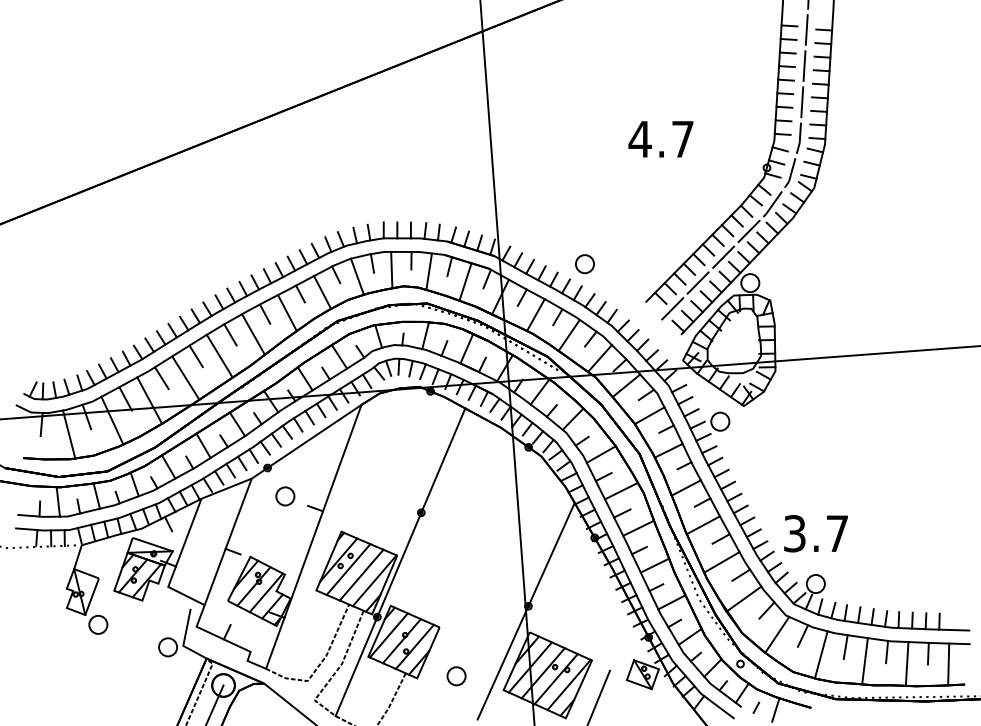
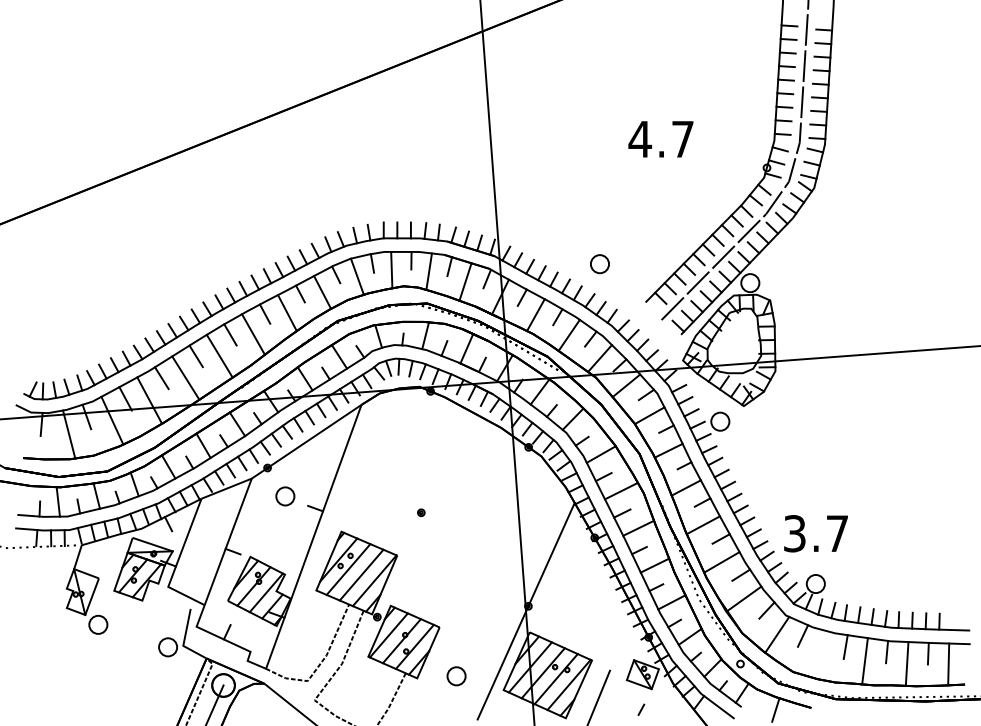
part position: (584, 264) -> (599, 264) (599, 264)
line: present -> none (400, 562)
line: present -> none (820, 654)
line position: (756, 707) -> (641, 709) (641, 709)
